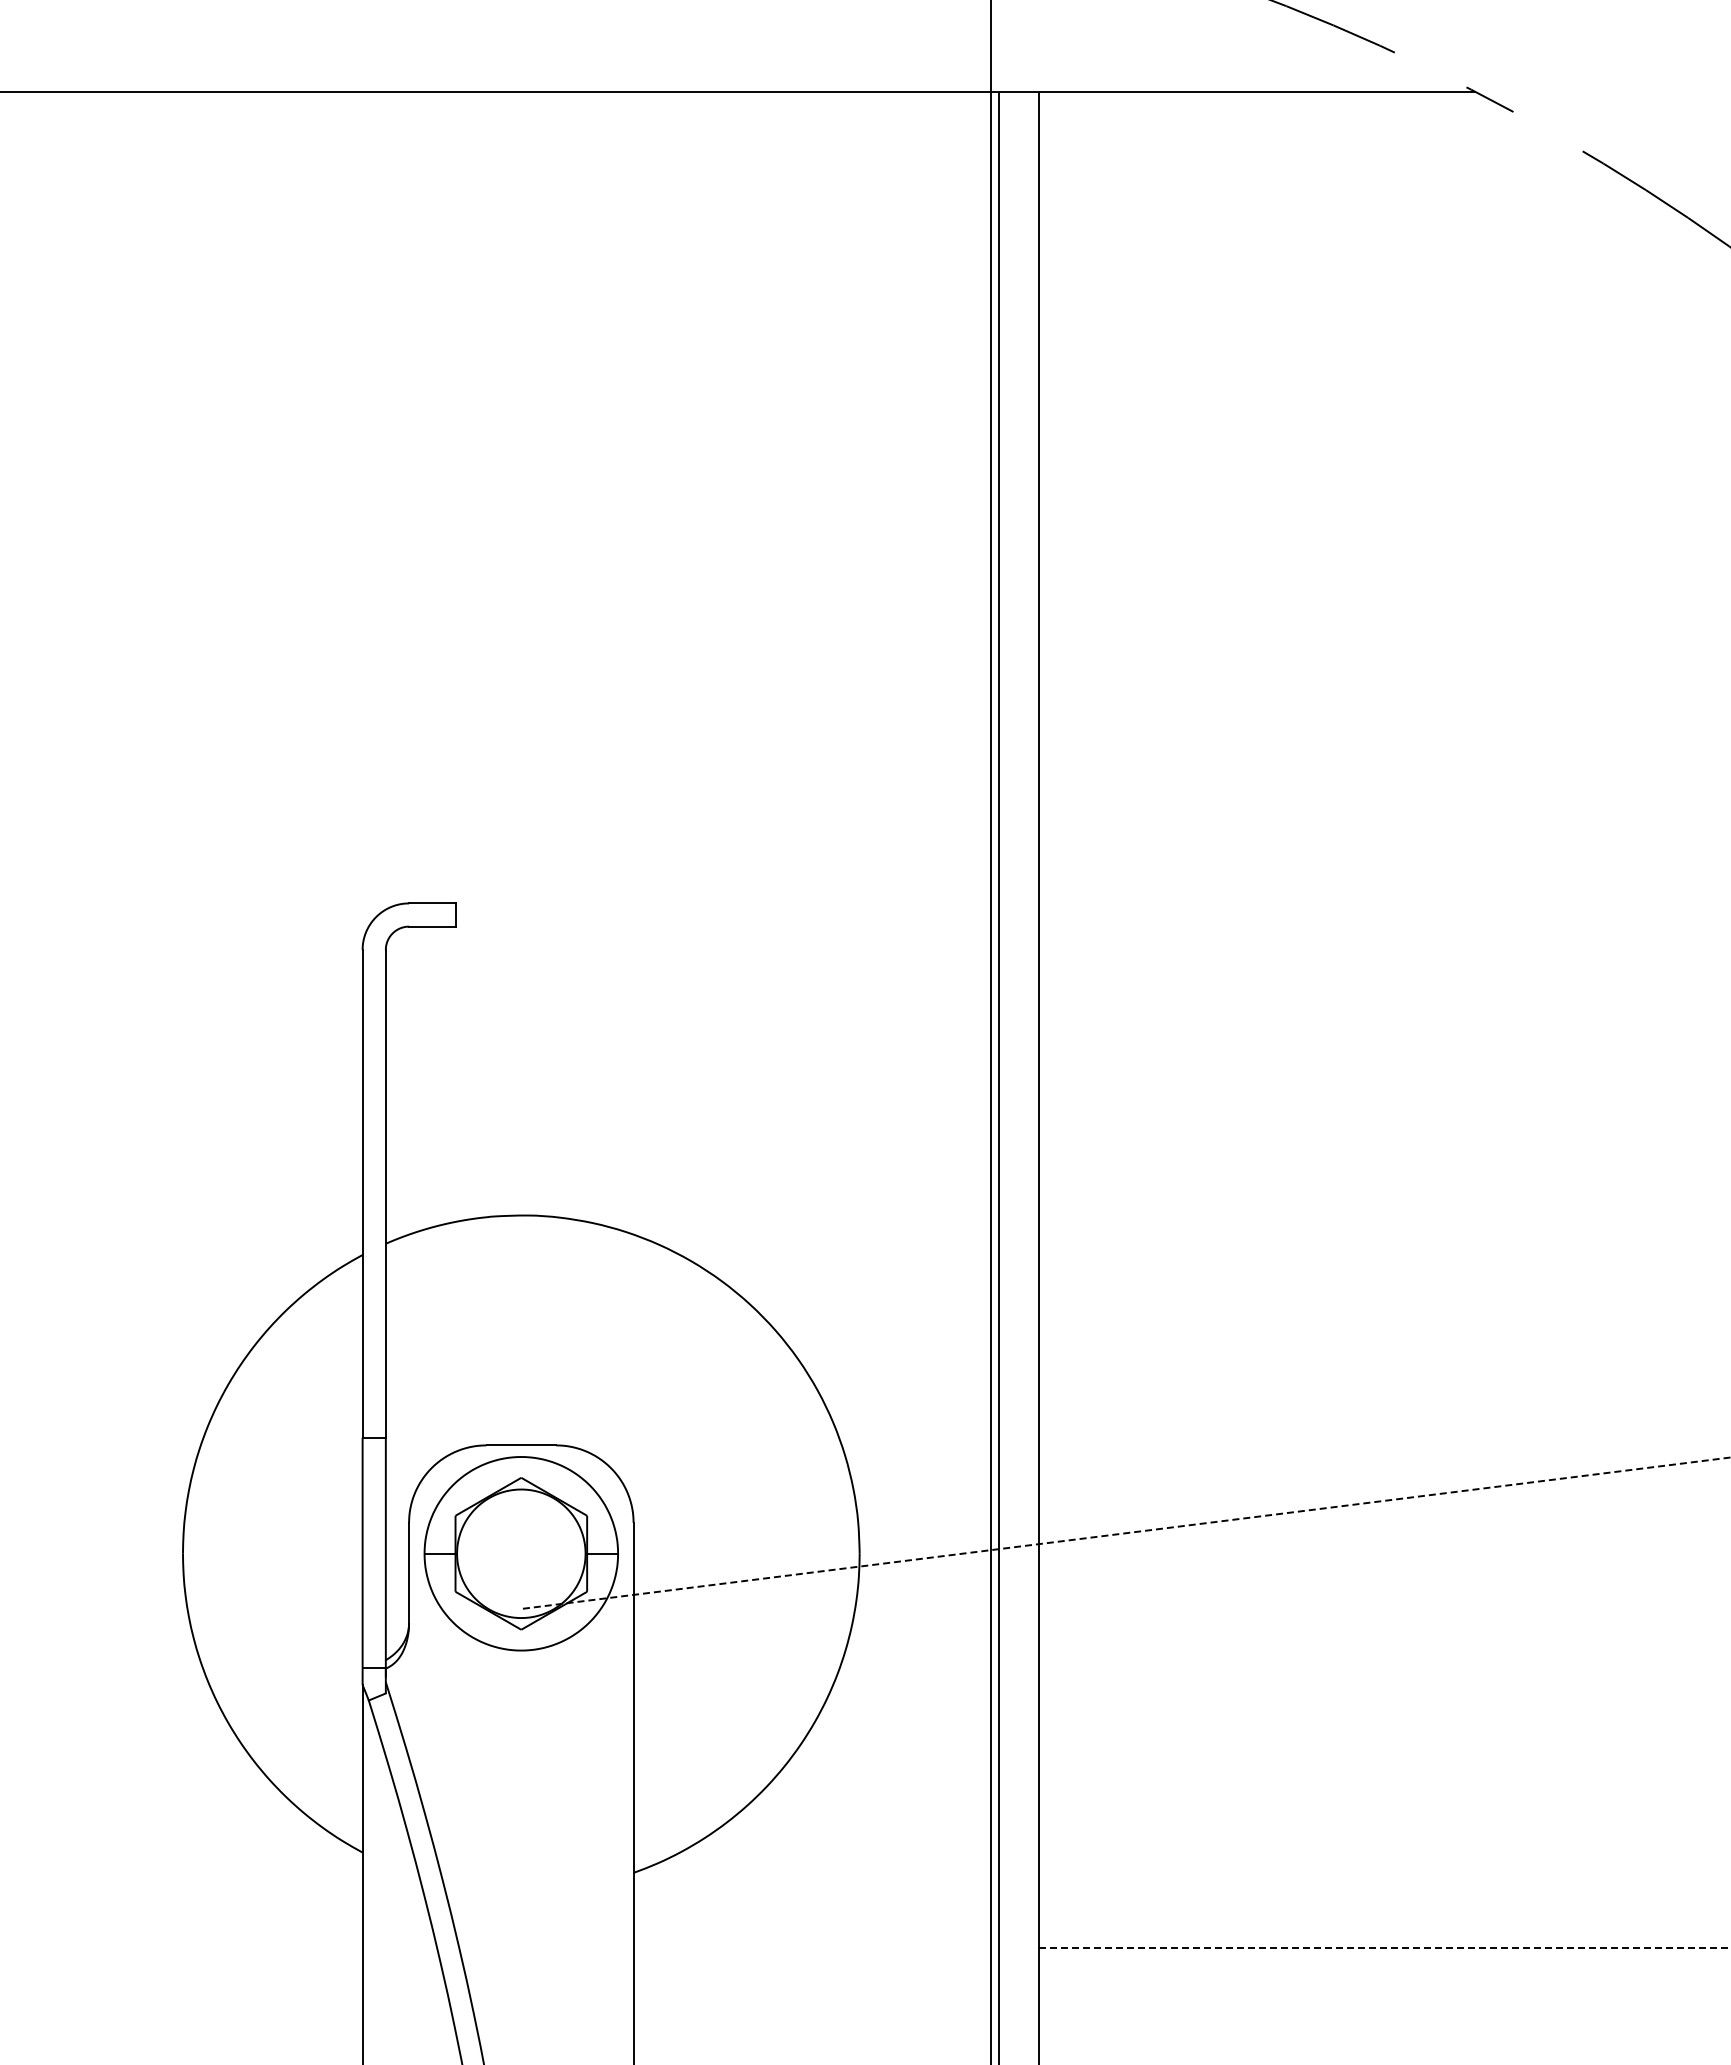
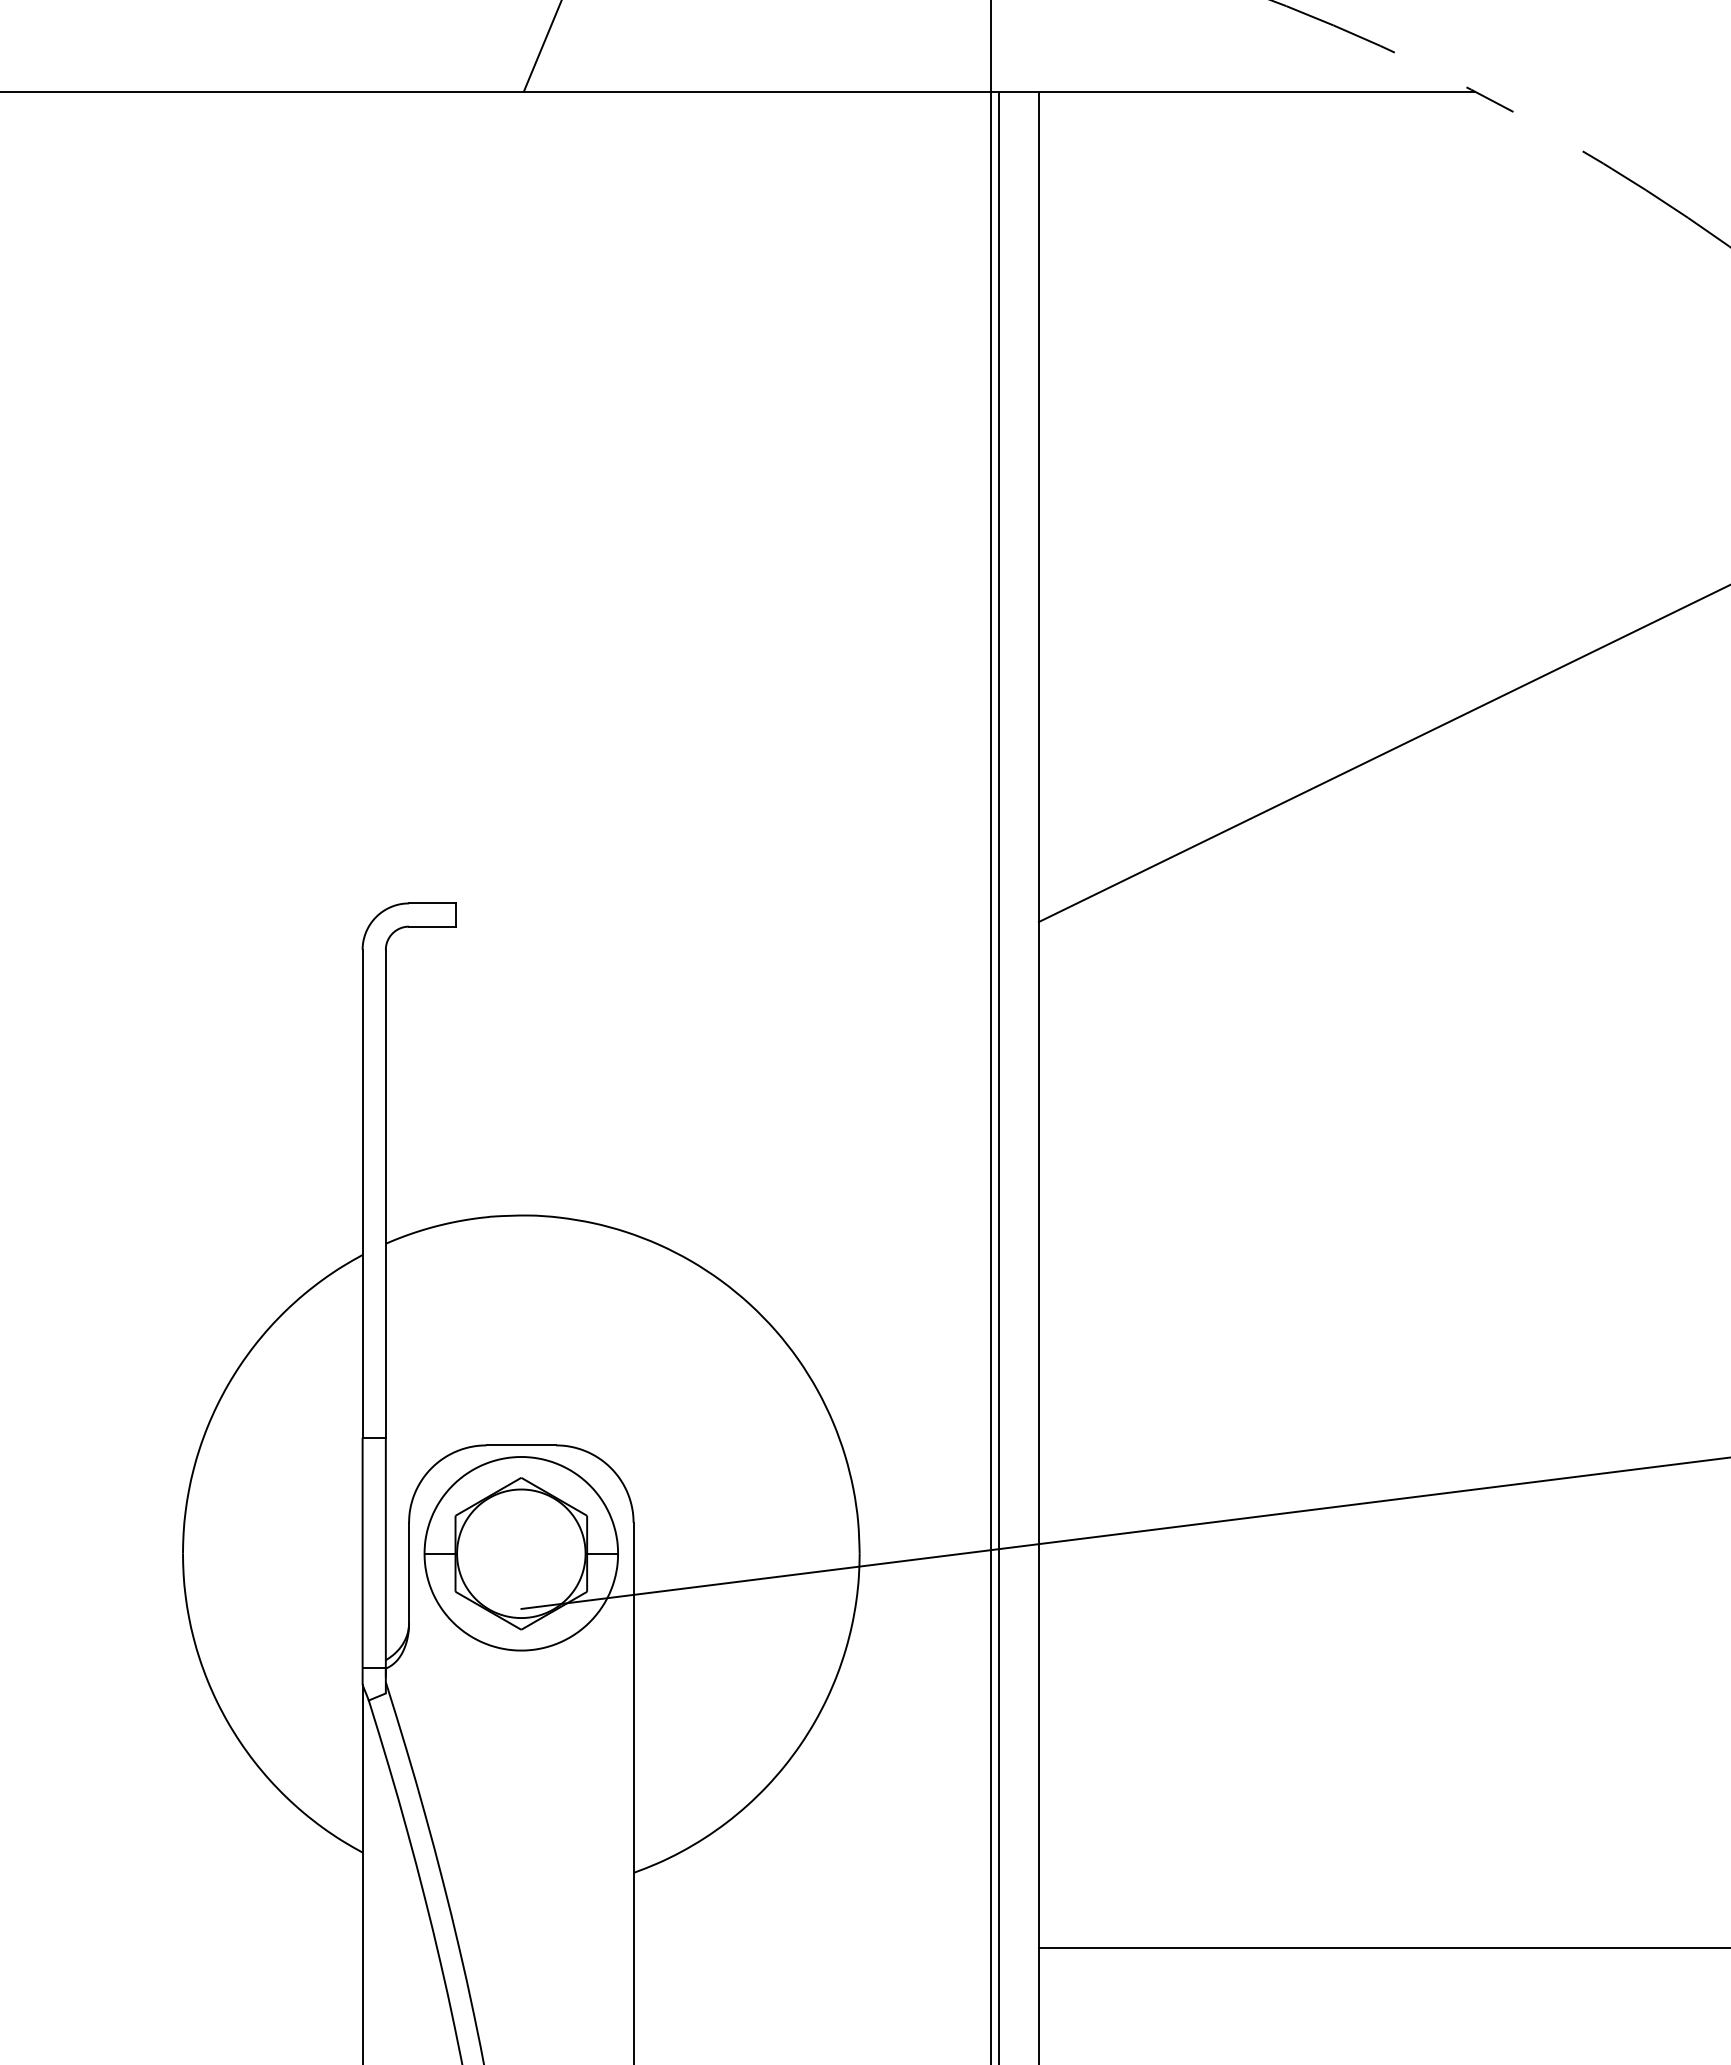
line: none -> present (541, 46)
line: none -> present (1382, 754)
line: dashed -> solid (1125, 1533)
line: dashed -> solid (1384, 1947)
